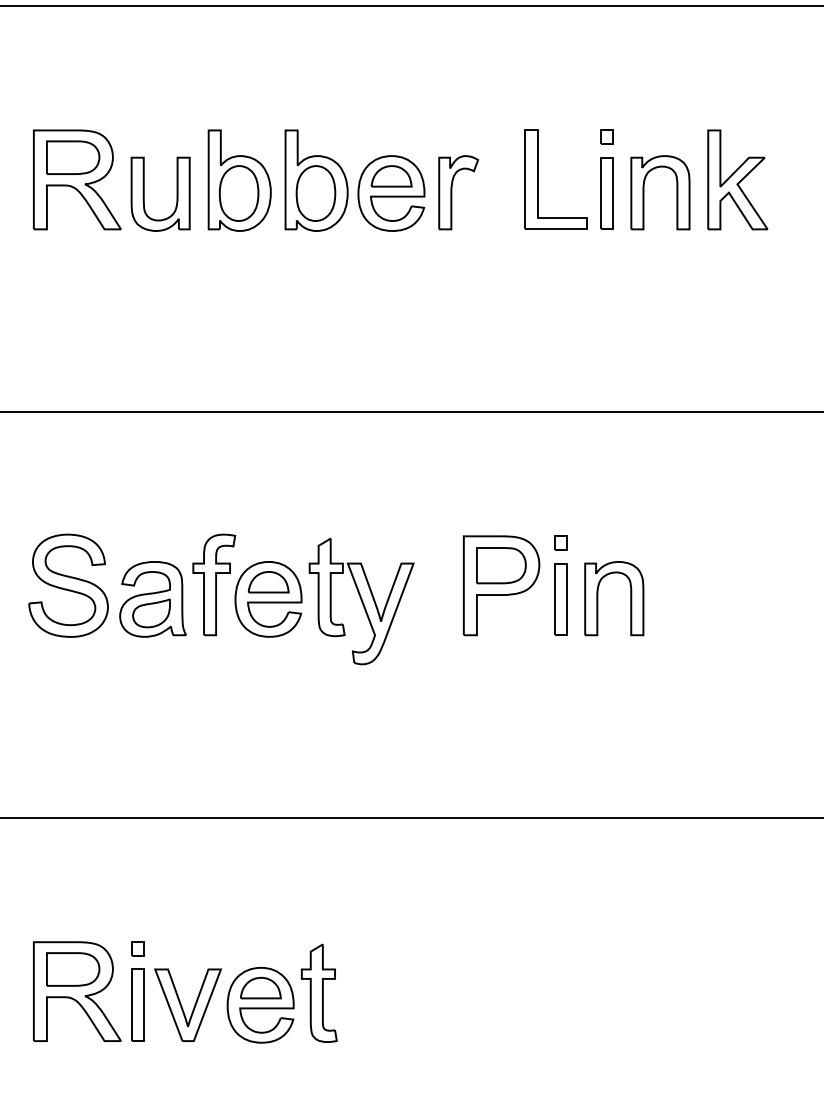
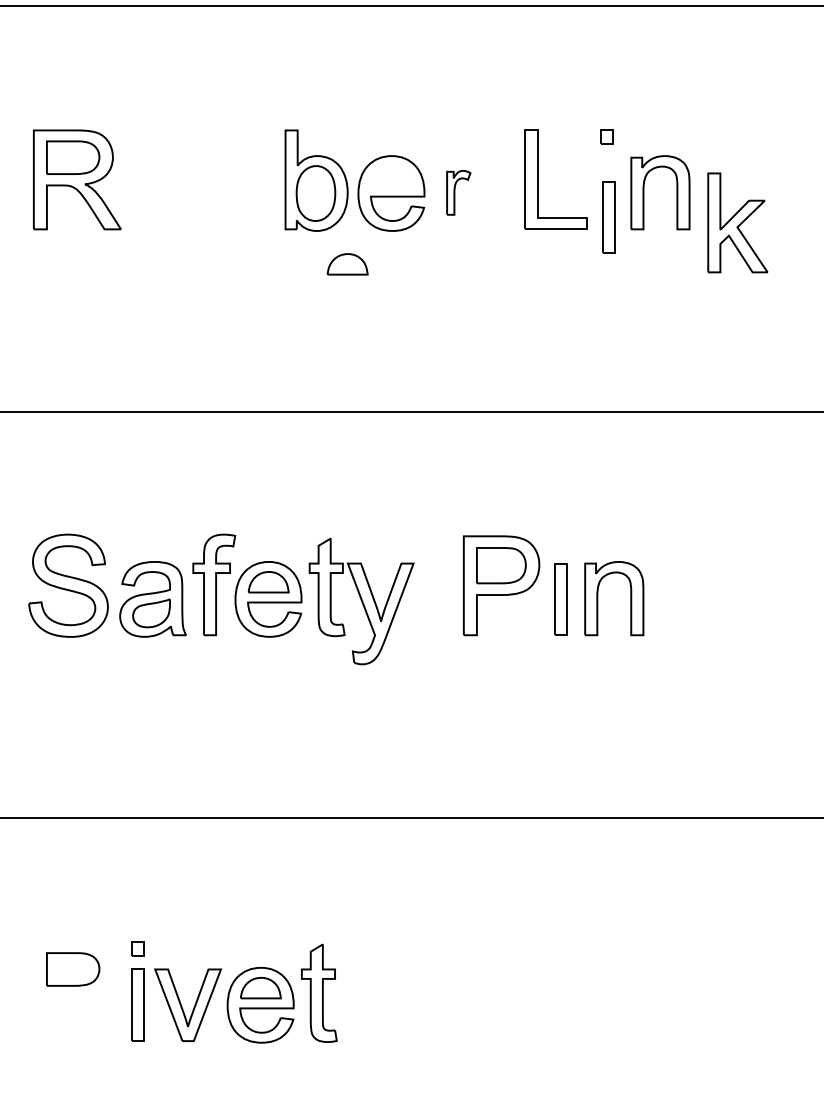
part position: (391, 176) -> (347, 264) (347, 264)
part position: (737, 179) -> (737, 222) (737, 222)
part: present -> none (239, 180)
part size: 42x76 px -> 26x46 px (458, 192)
part: present -> none (144, 193)
part position: (606, 193) -> (608, 217) (608, 217)
part: present -> none (560, 542)
part: present -> none (77, 991)
